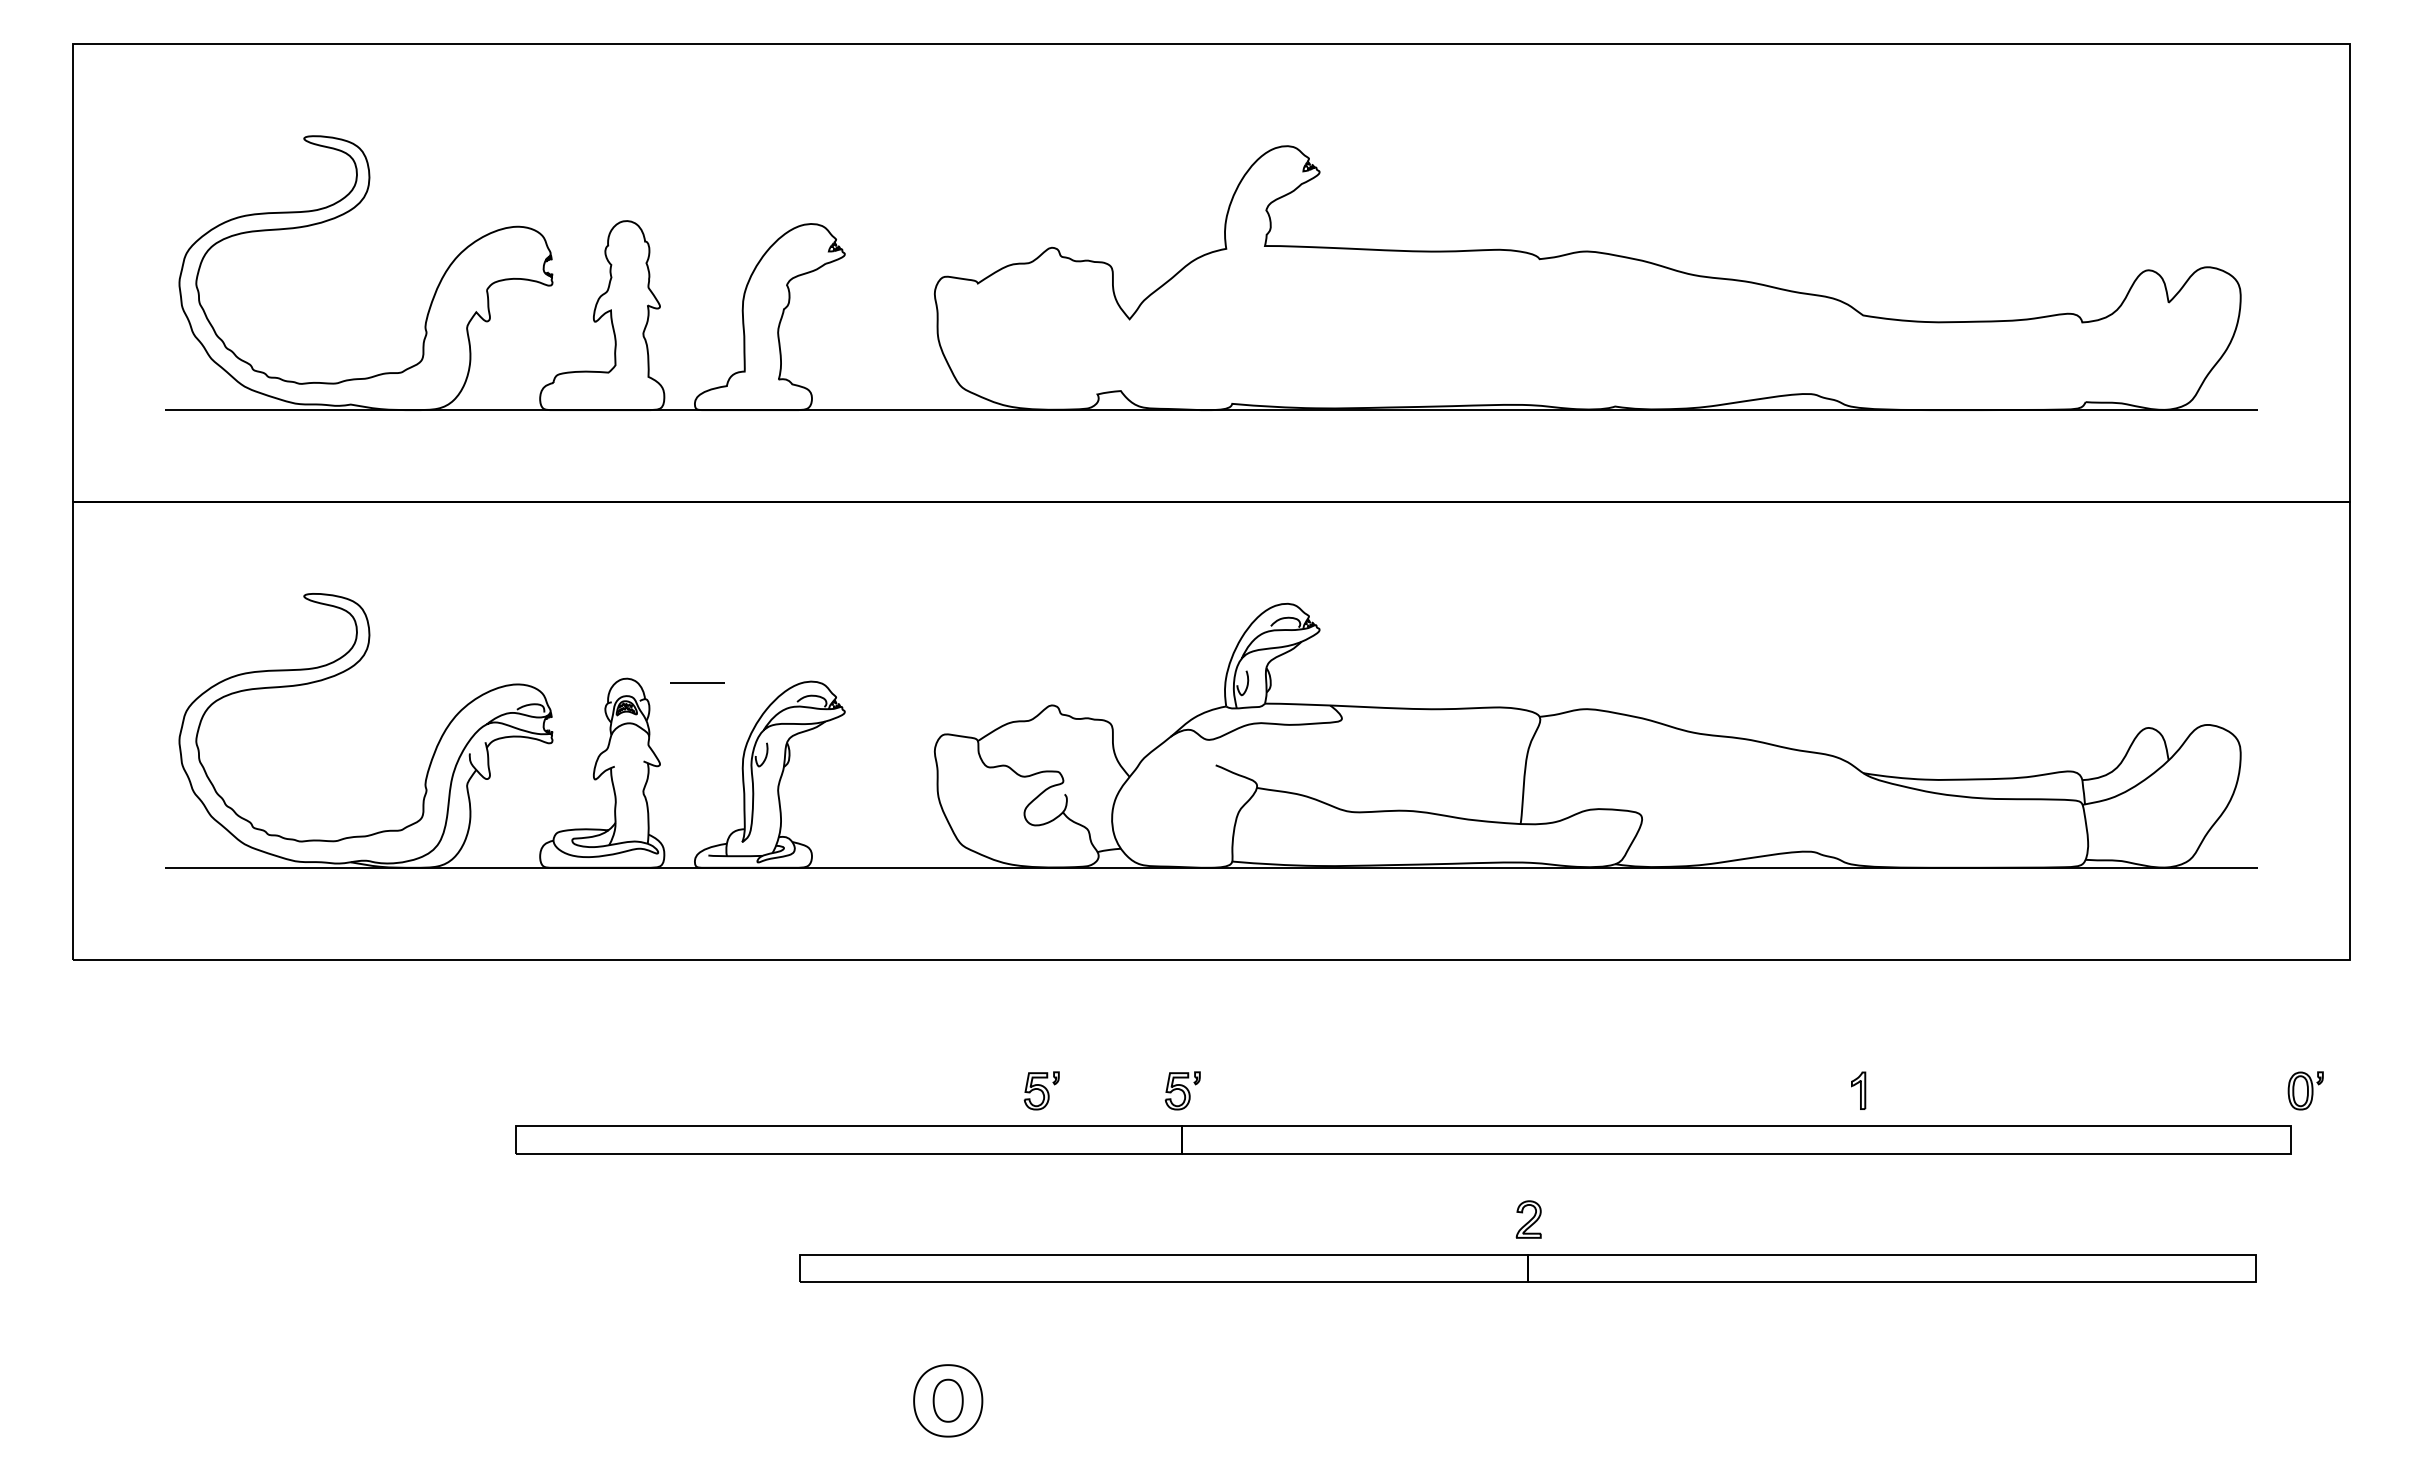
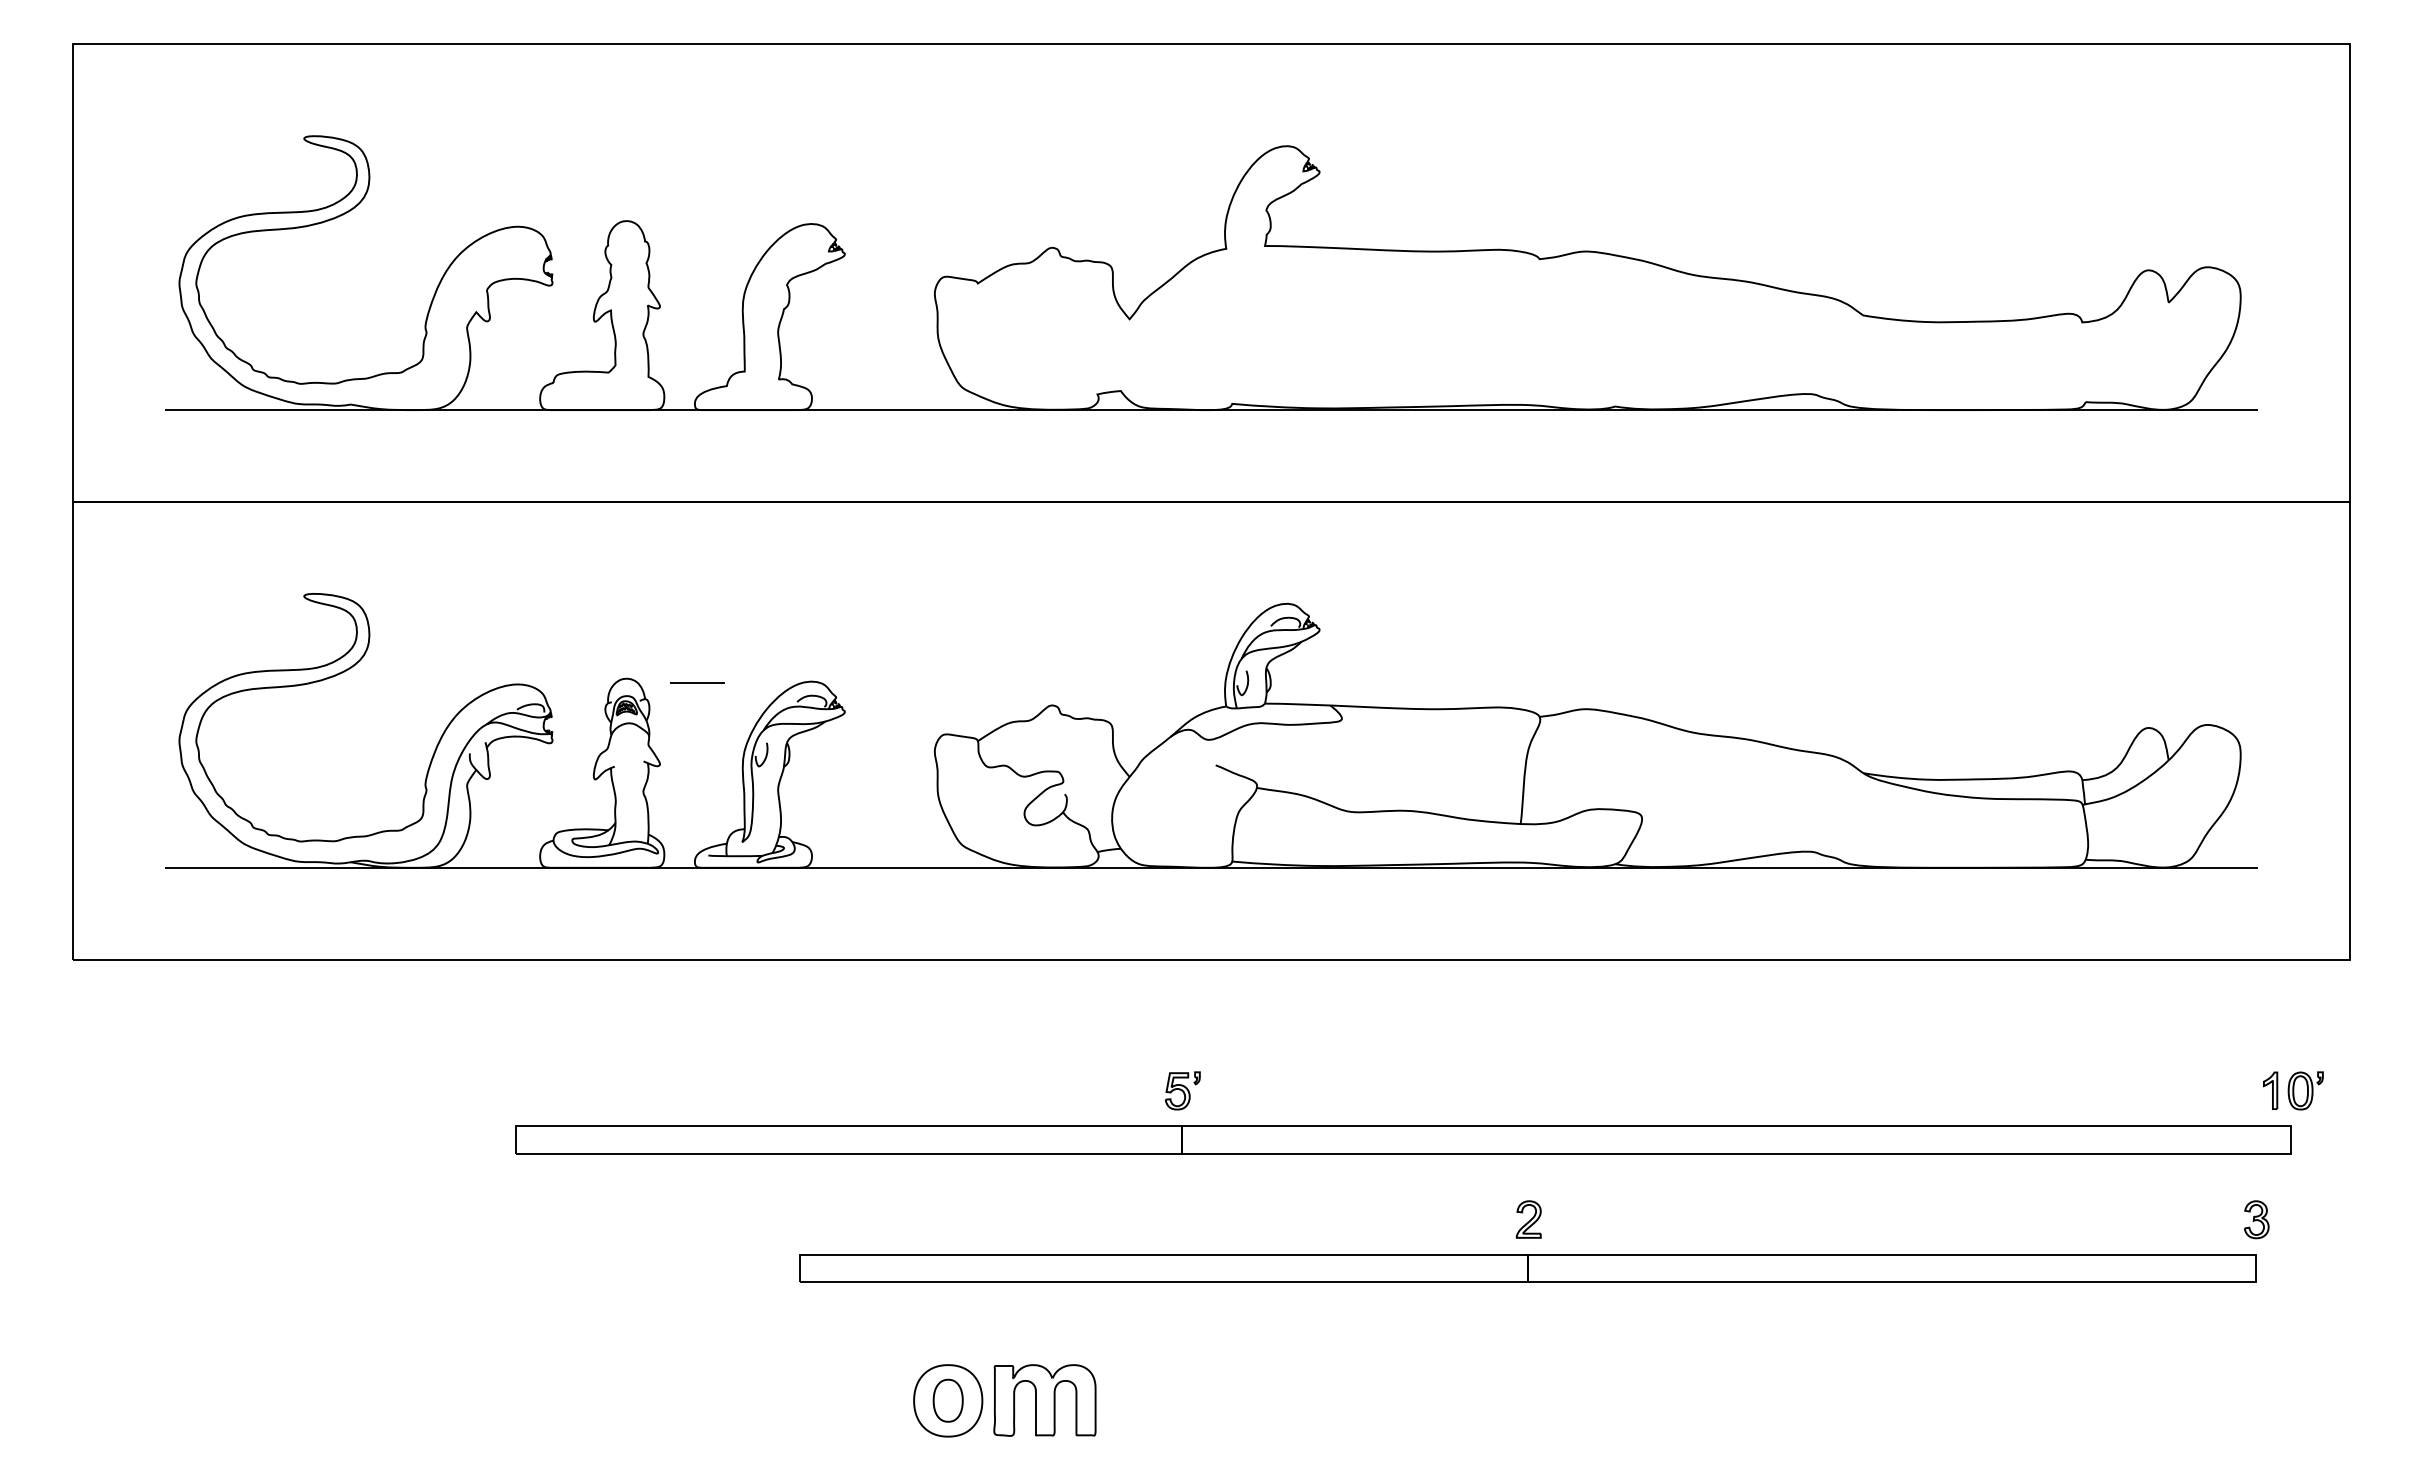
part: present -> none (1041, 1090)
part position: (1858, 1090) -> (2270, 1090) (2270, 1090)
part: none -> present (2256, 1219)
part: none -> present (1044, 1400)
